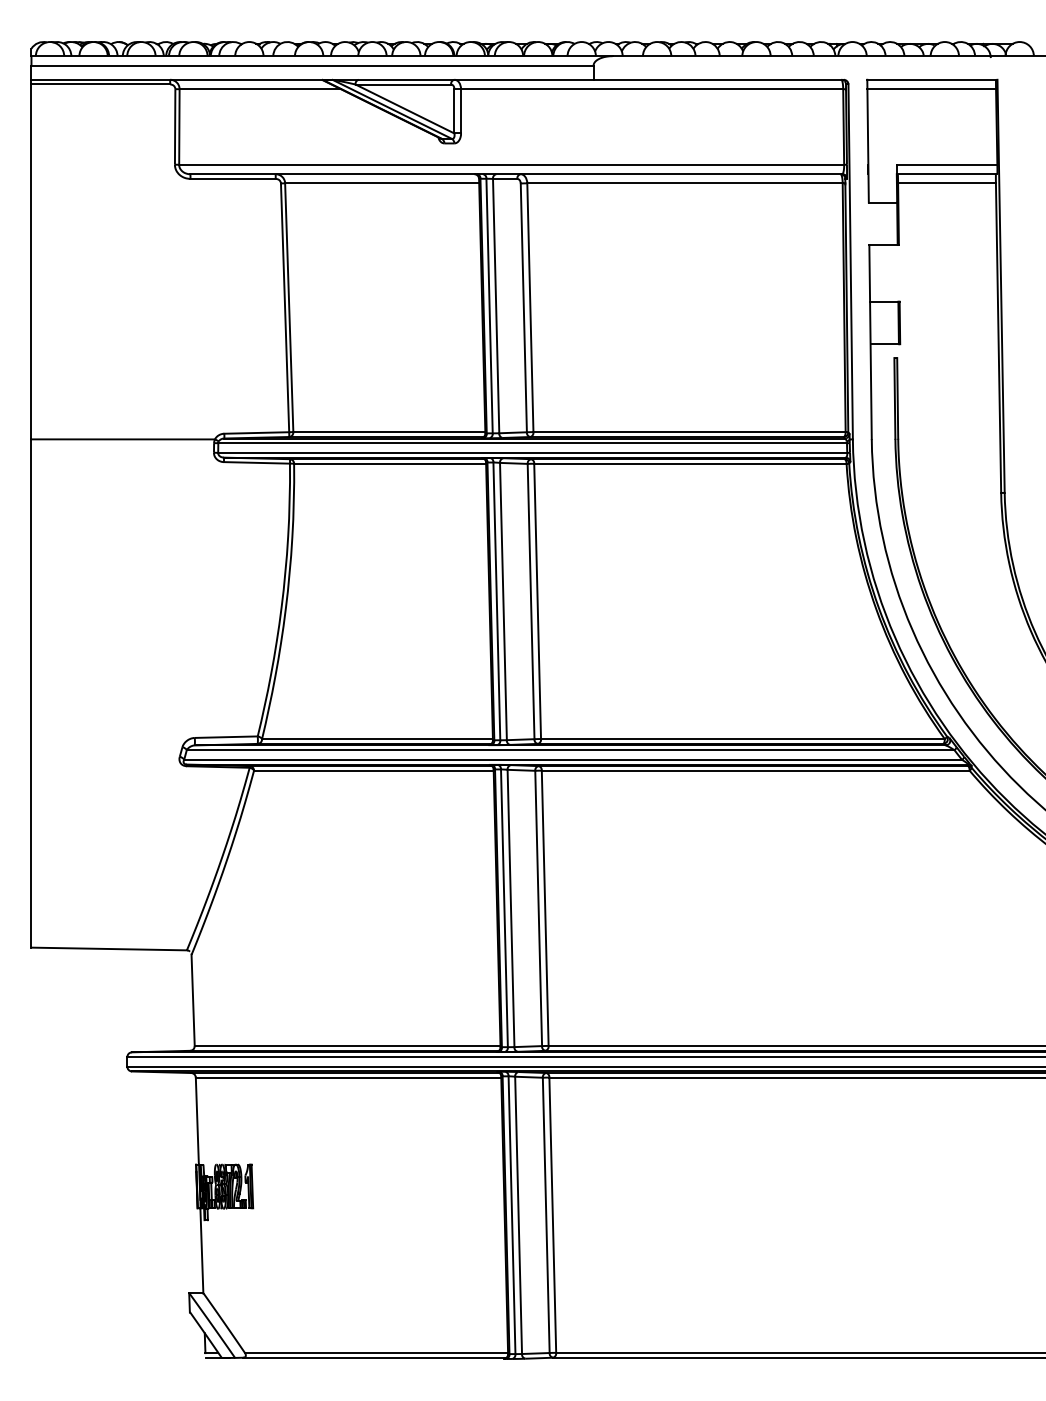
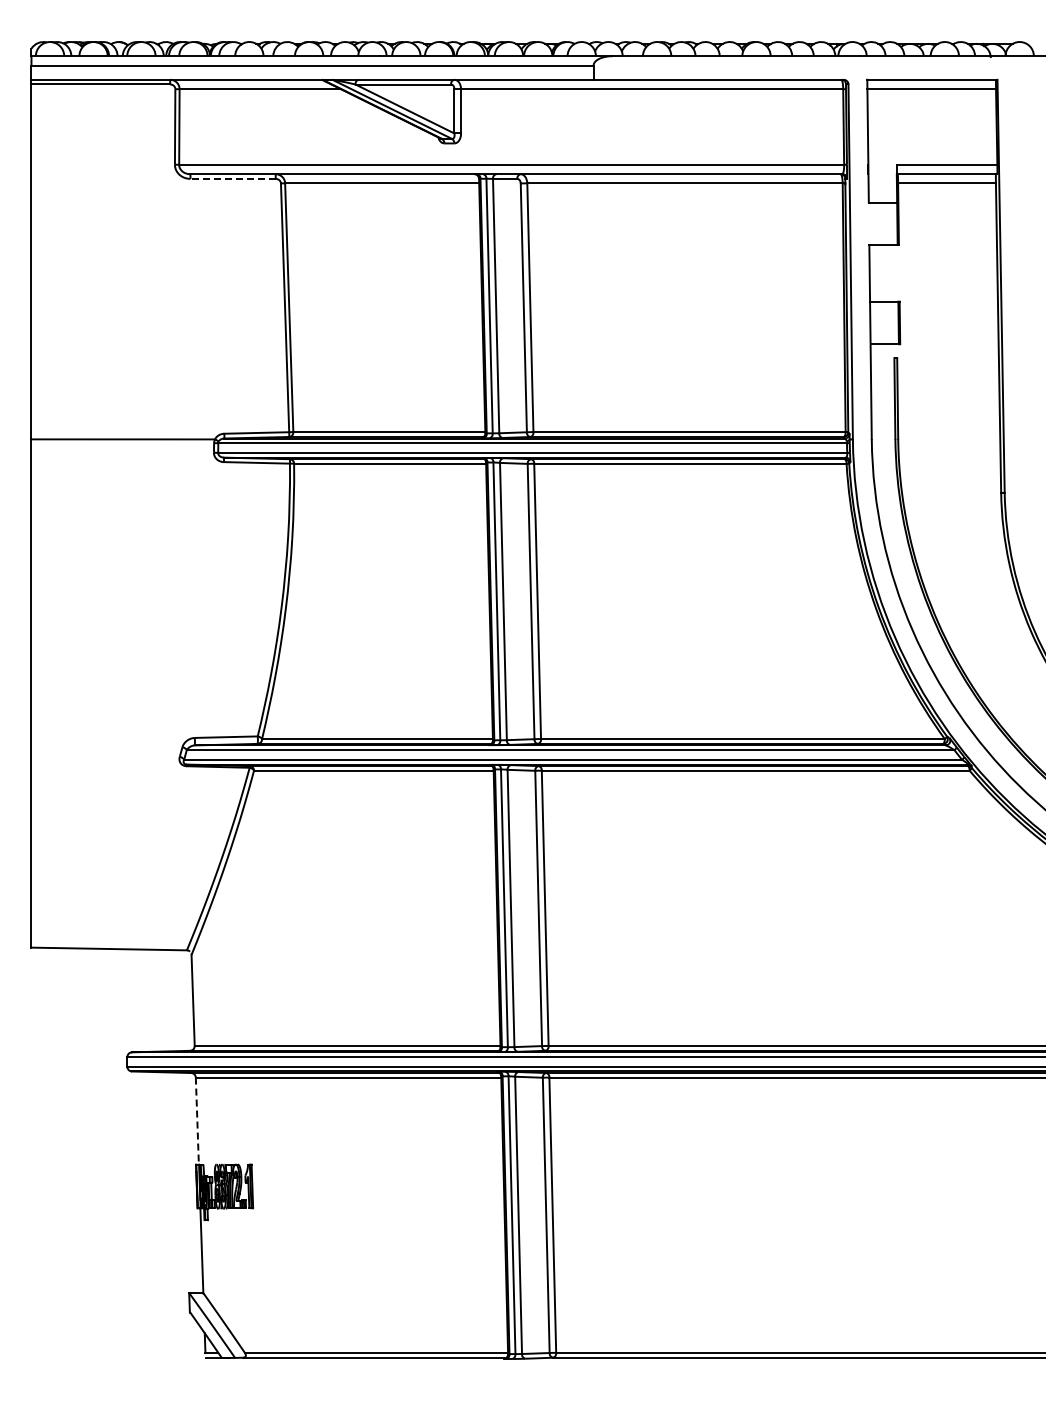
line: solid -> dashed (233, 178)
line: solid -> dashed (197, 1121)
